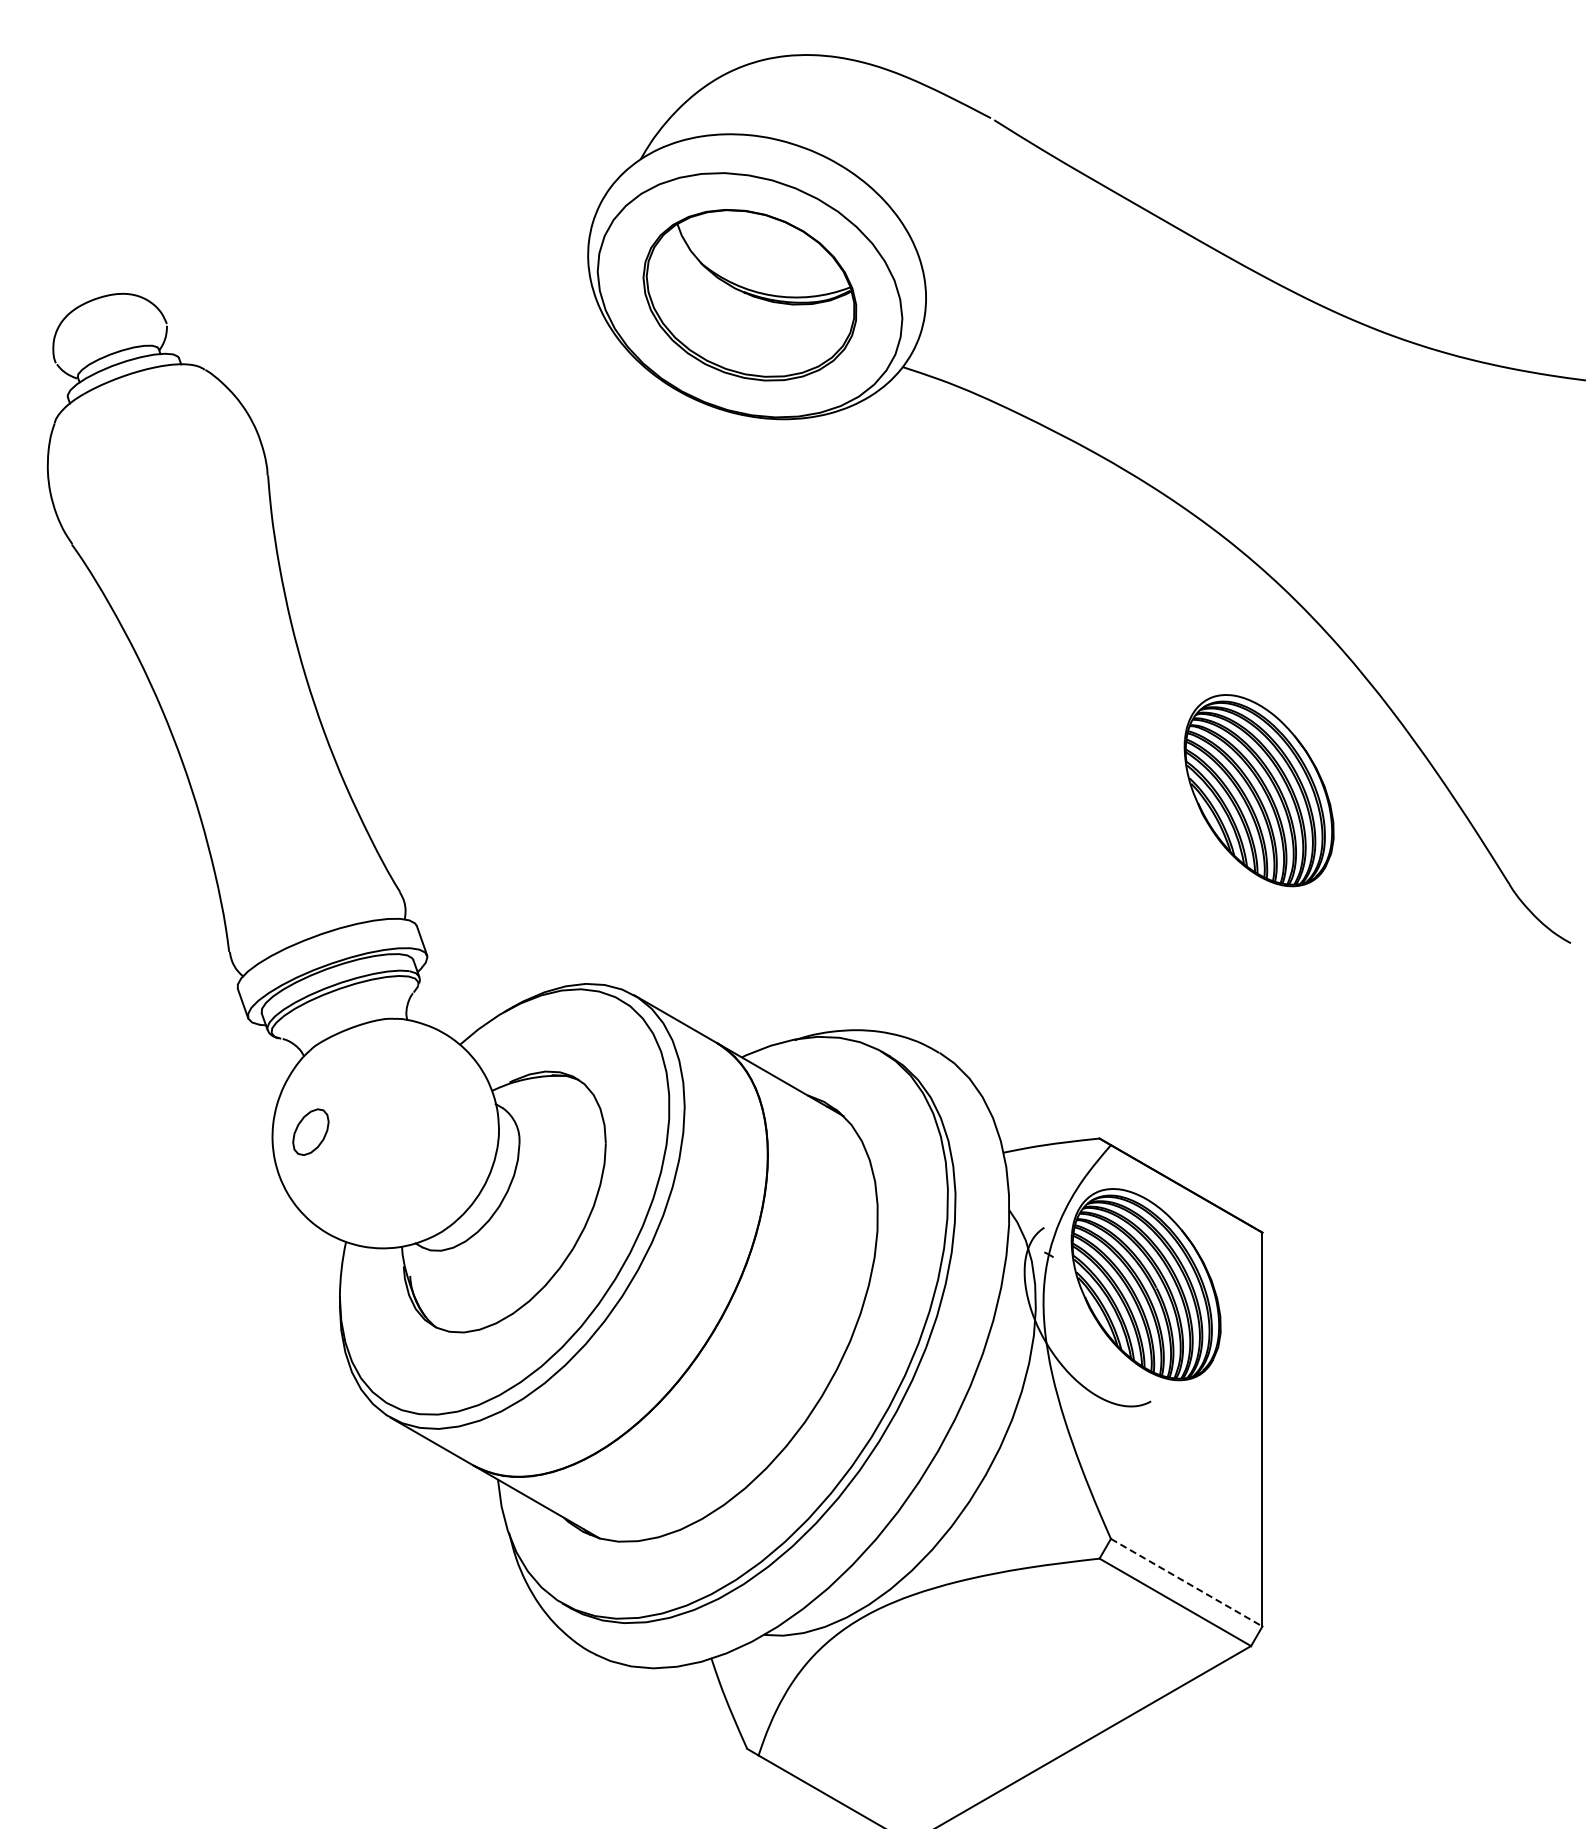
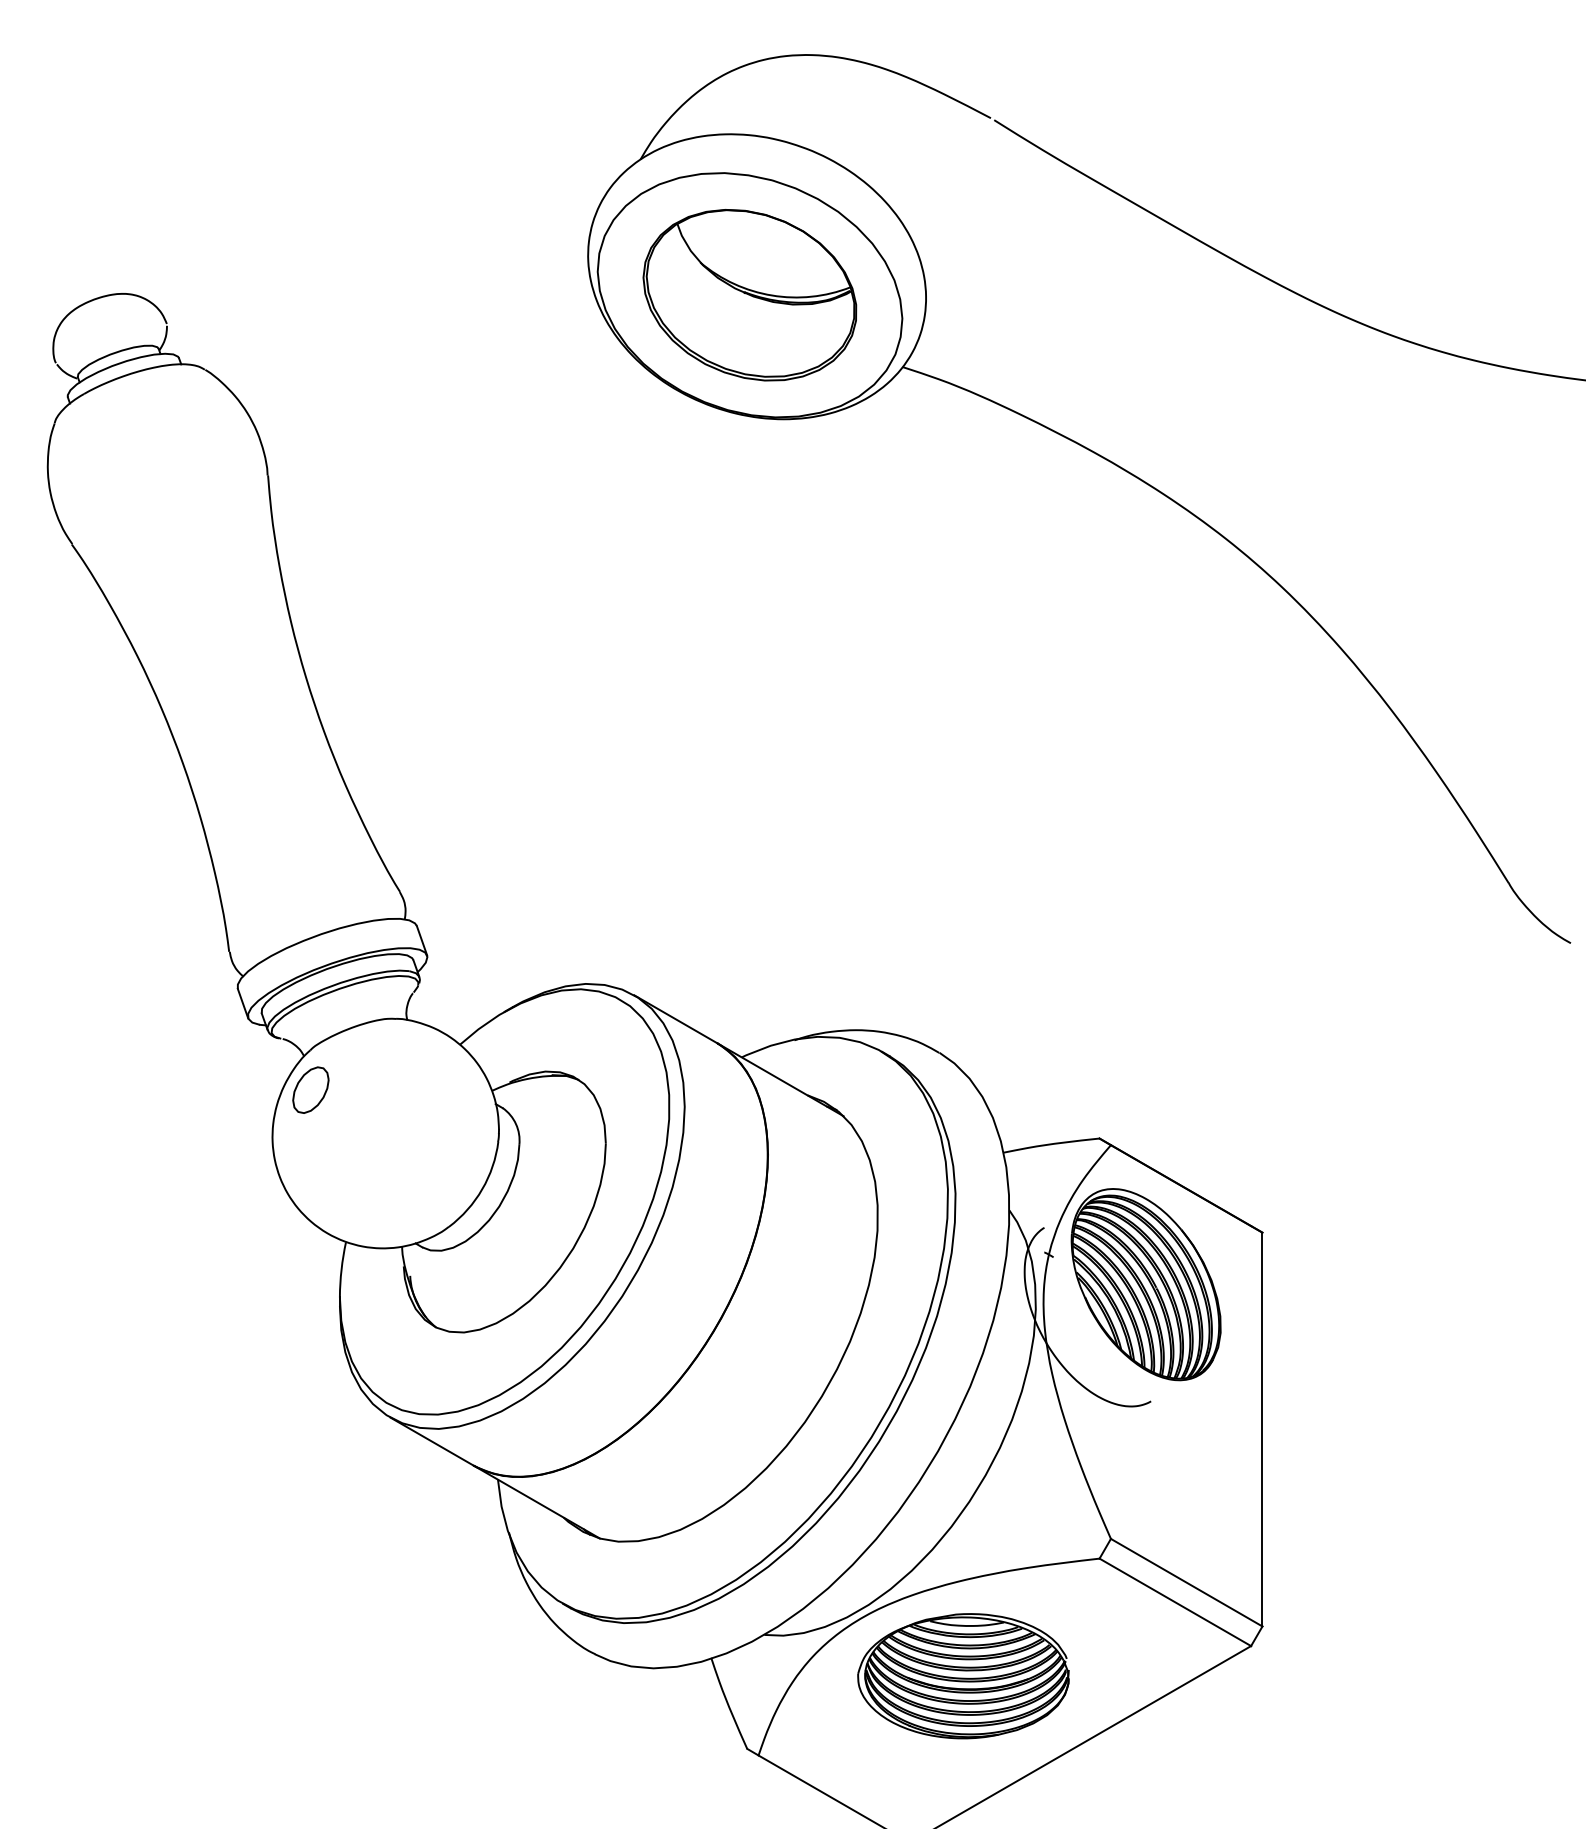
part: present -> none (1258, 790)
part position: (310, 1131) -> (310, 1089) (310, 1089)
line: dashed -> solid (1186, 1582)
part: none -> present (963, 1676)
